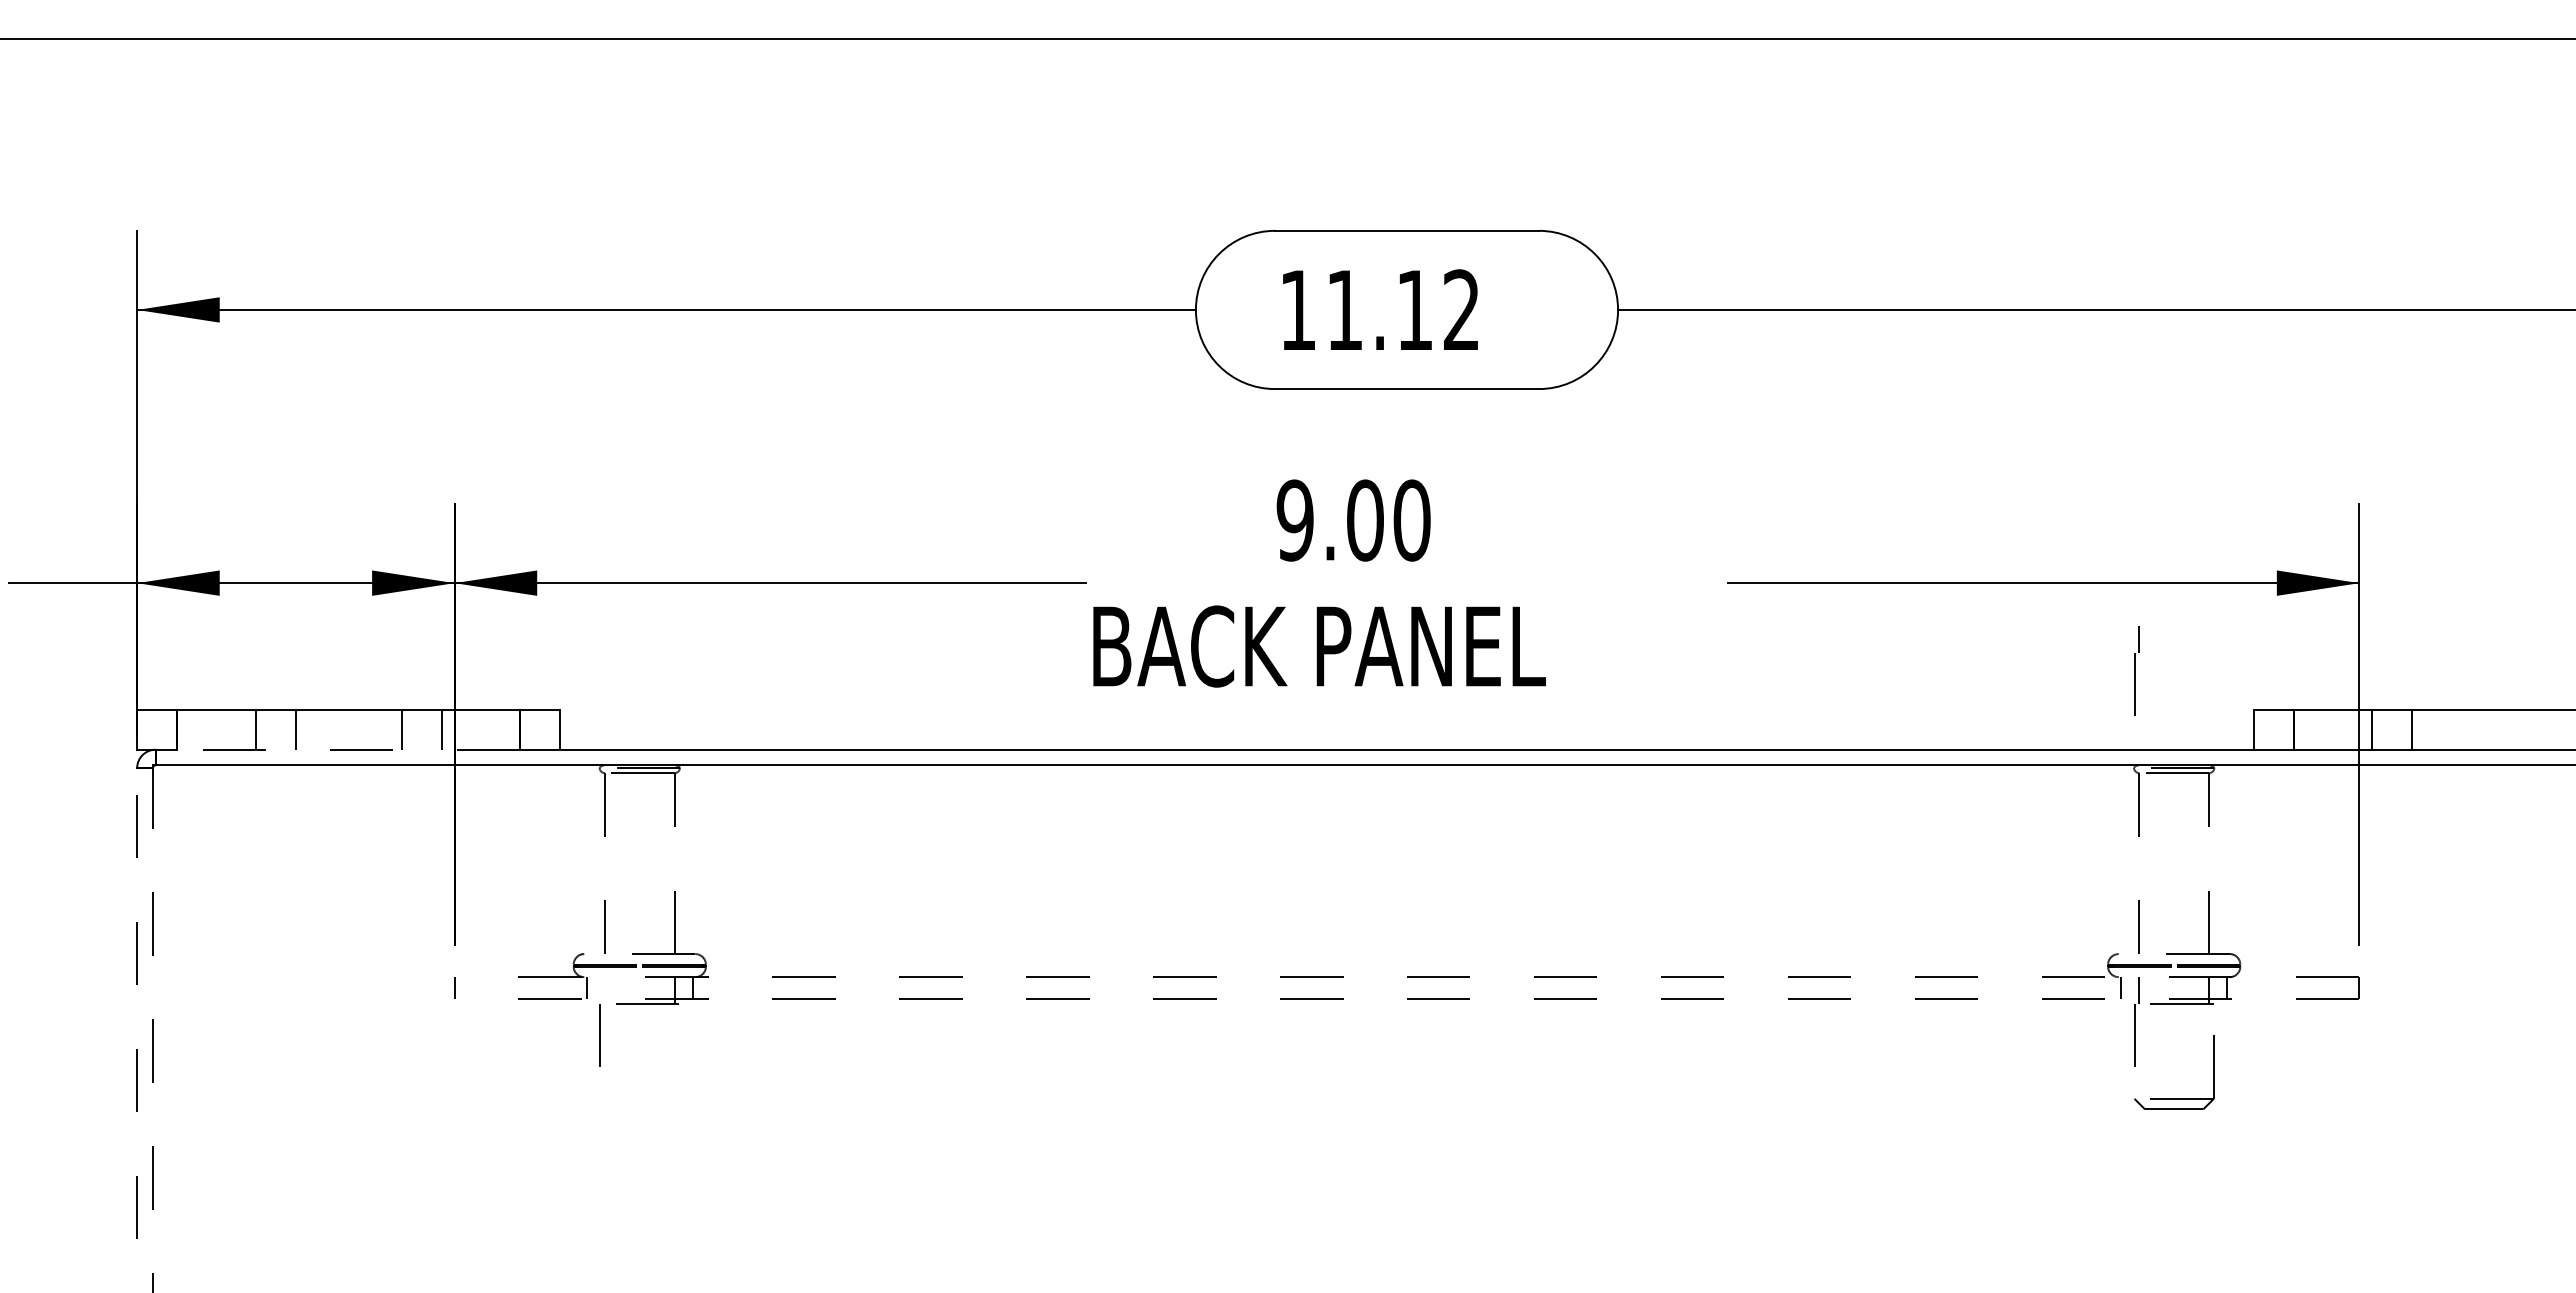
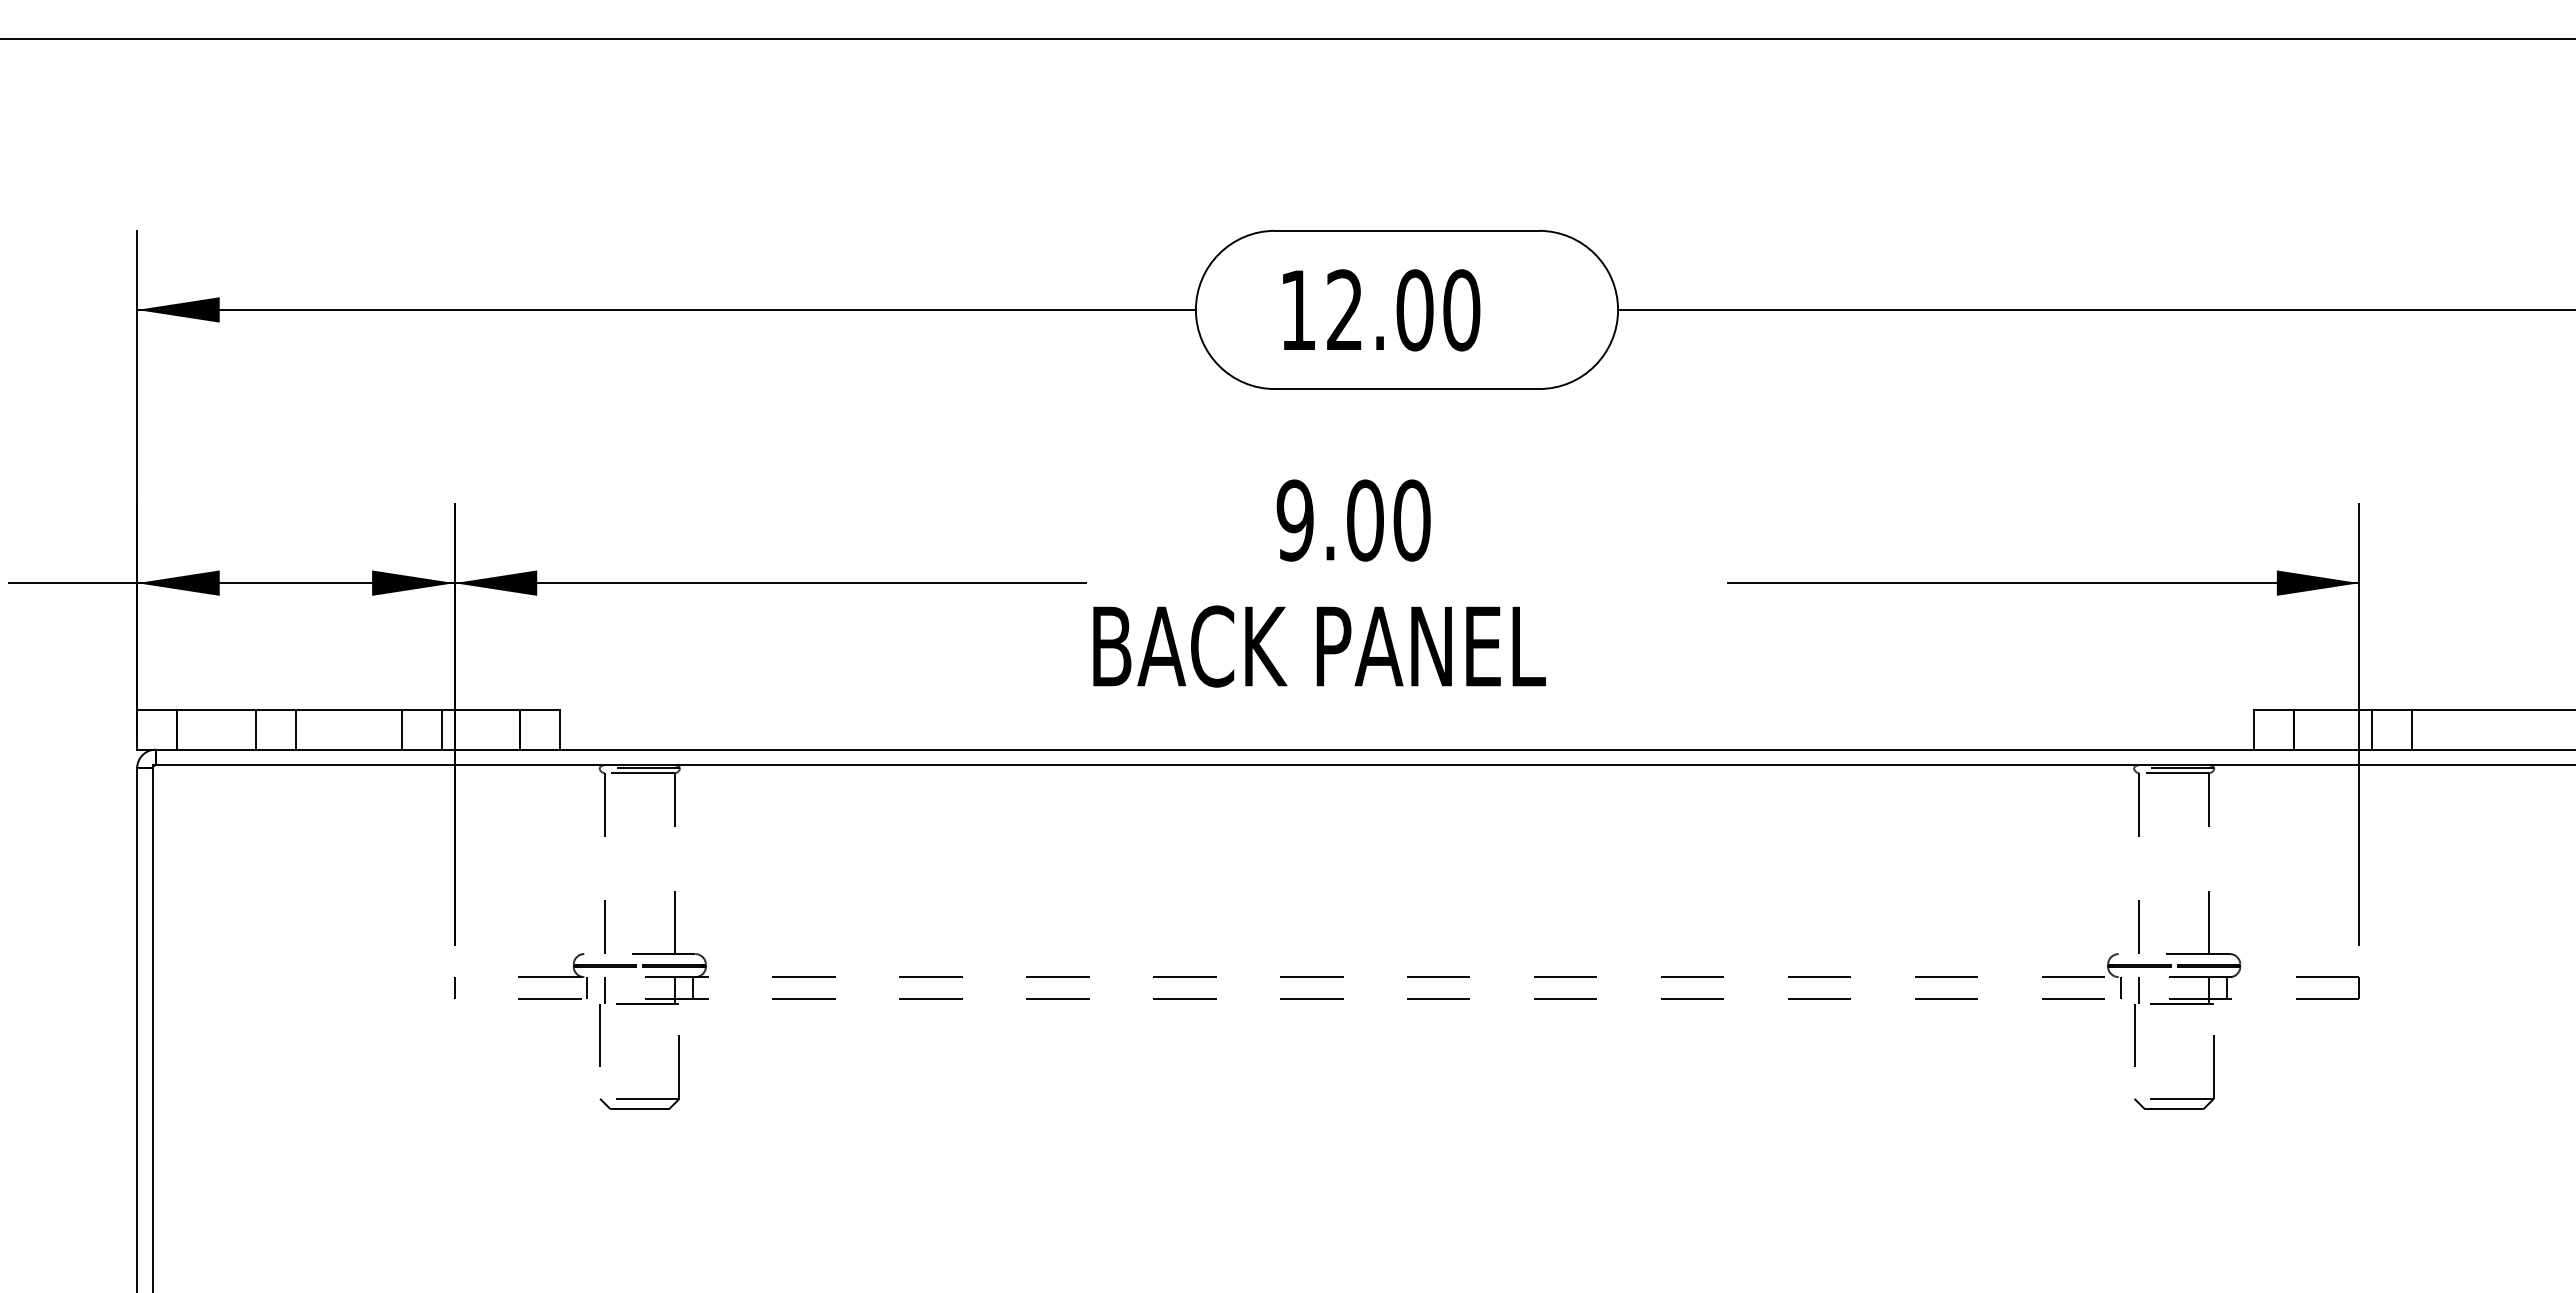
text: 11.12 -> 12.00 (1403, 310)
part: present -> none (2136, 670)
line: dashed -> solid (348, 749)
line: none -> present (604, 990)
line: dashed -> solid (152, 1029)
line: dashed -> solid (137, 1030)
part: none -> present (639, 1098)
